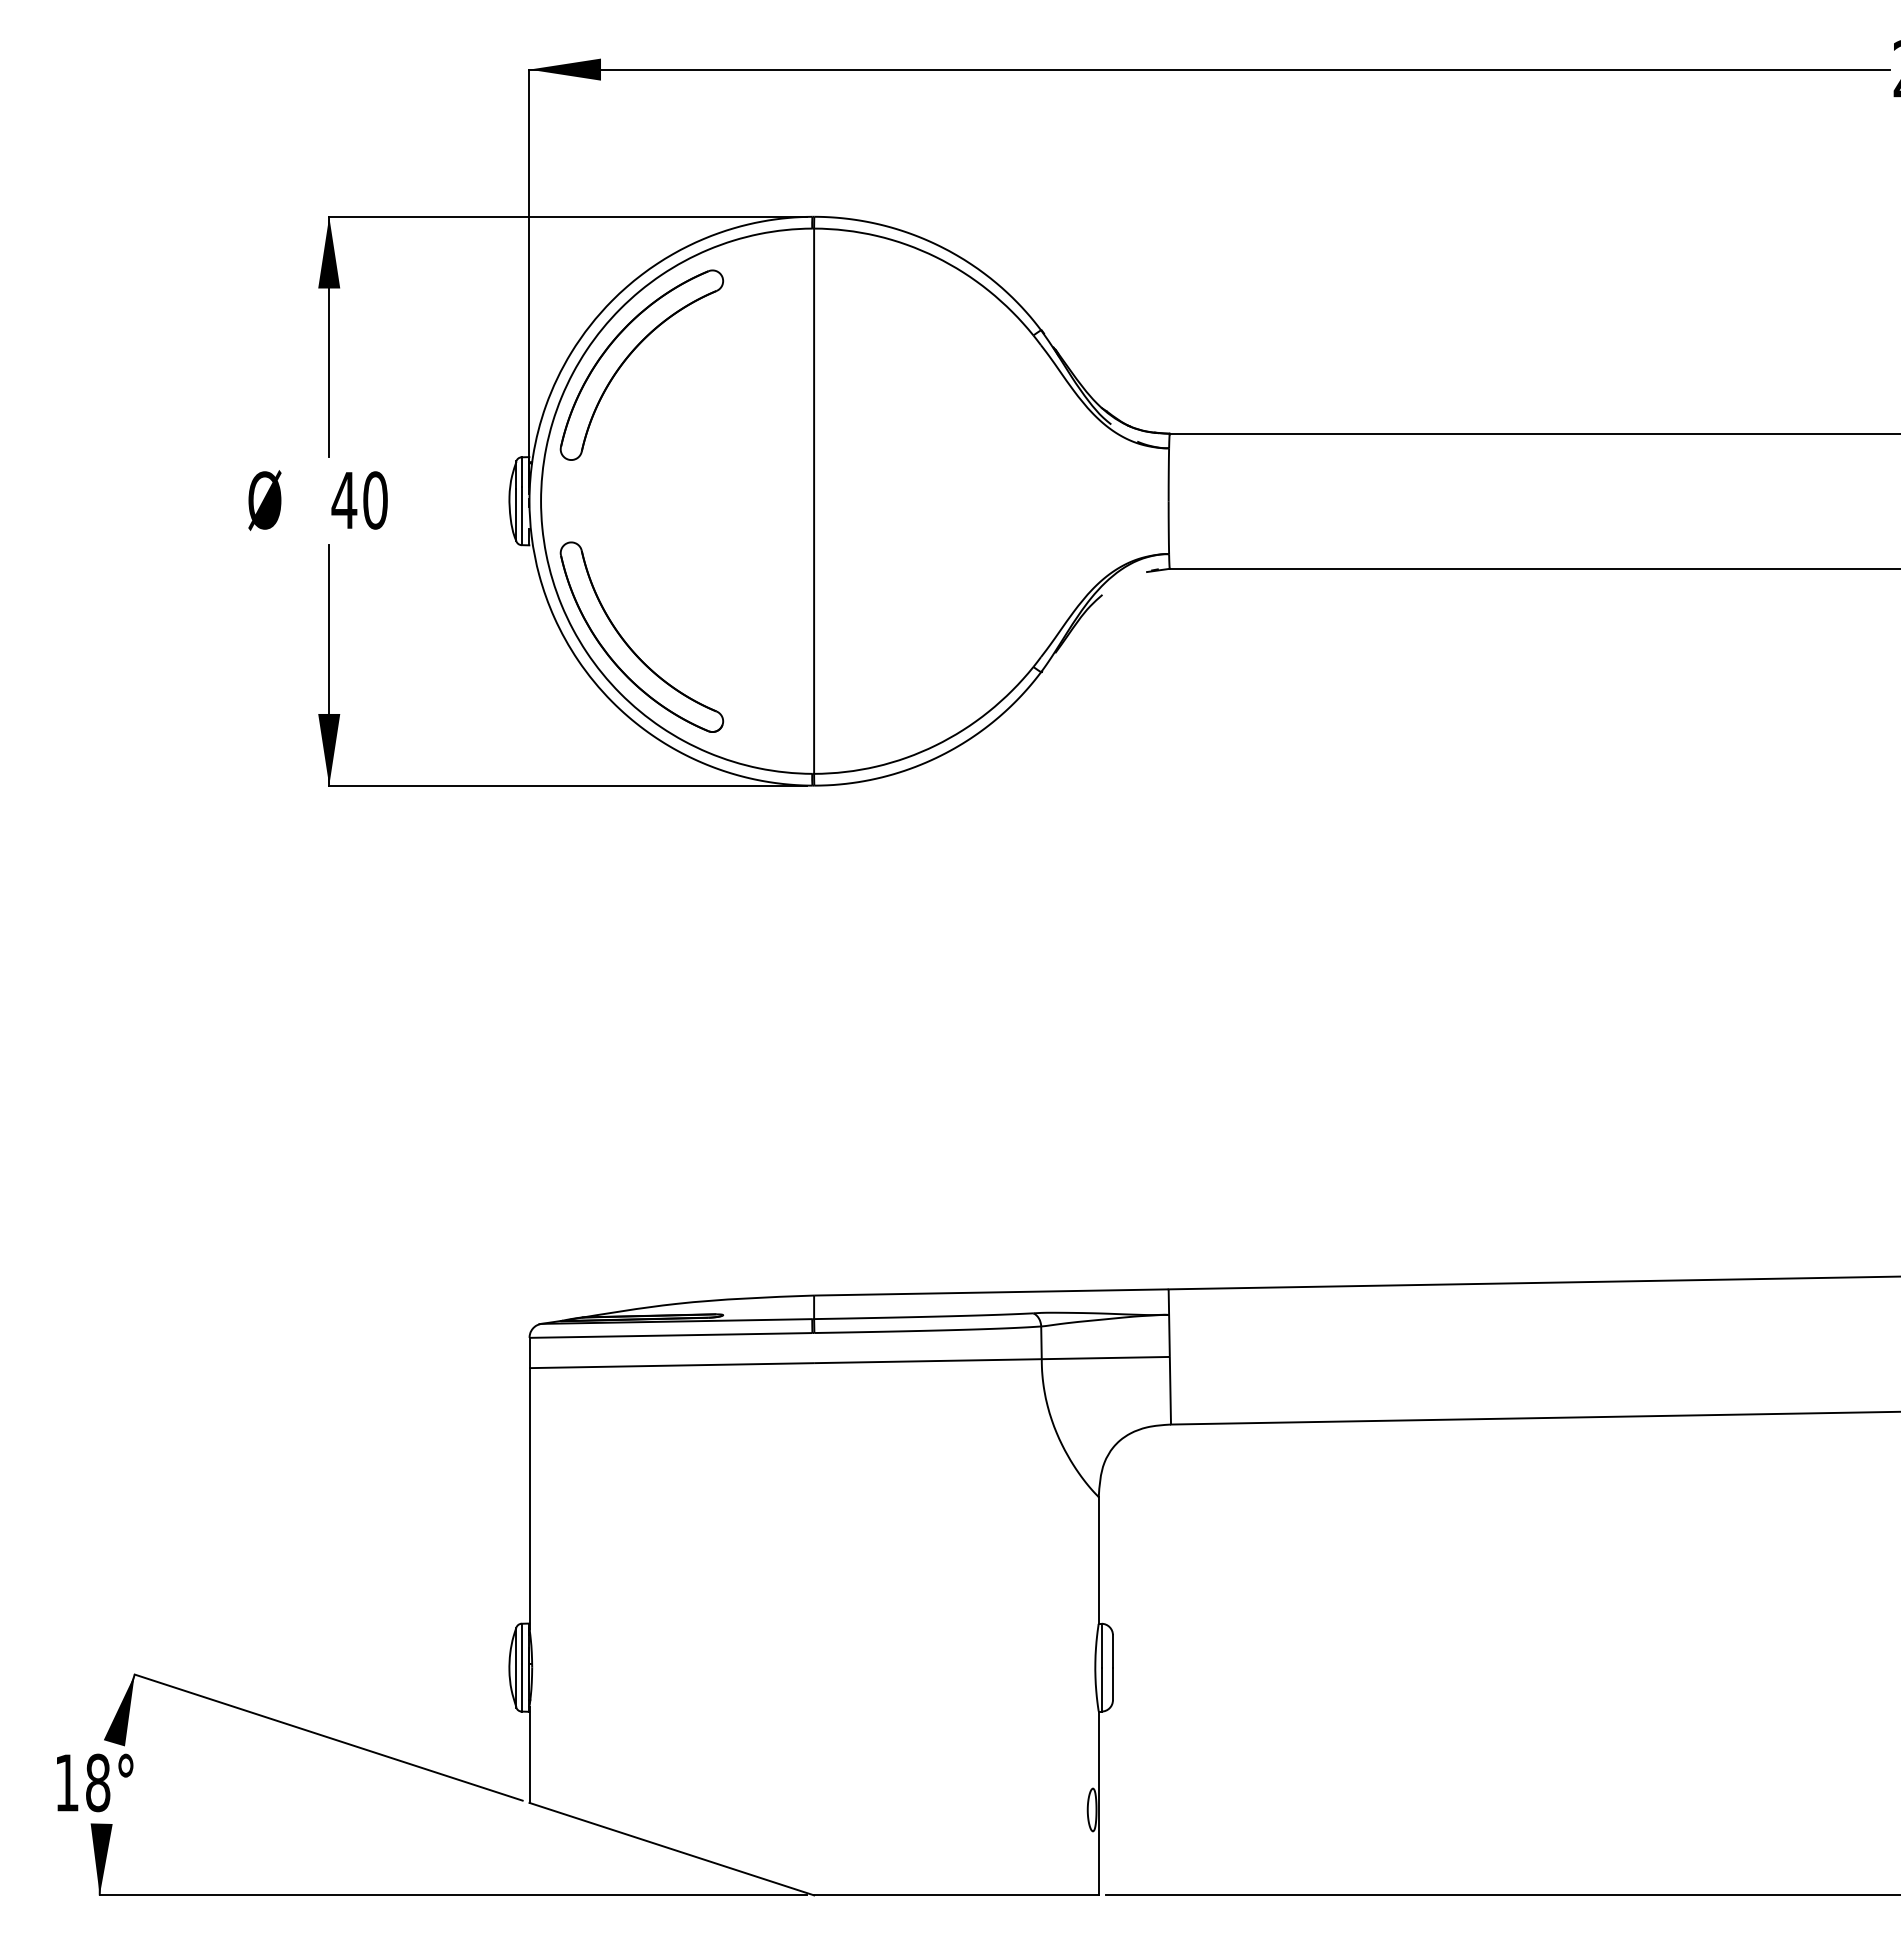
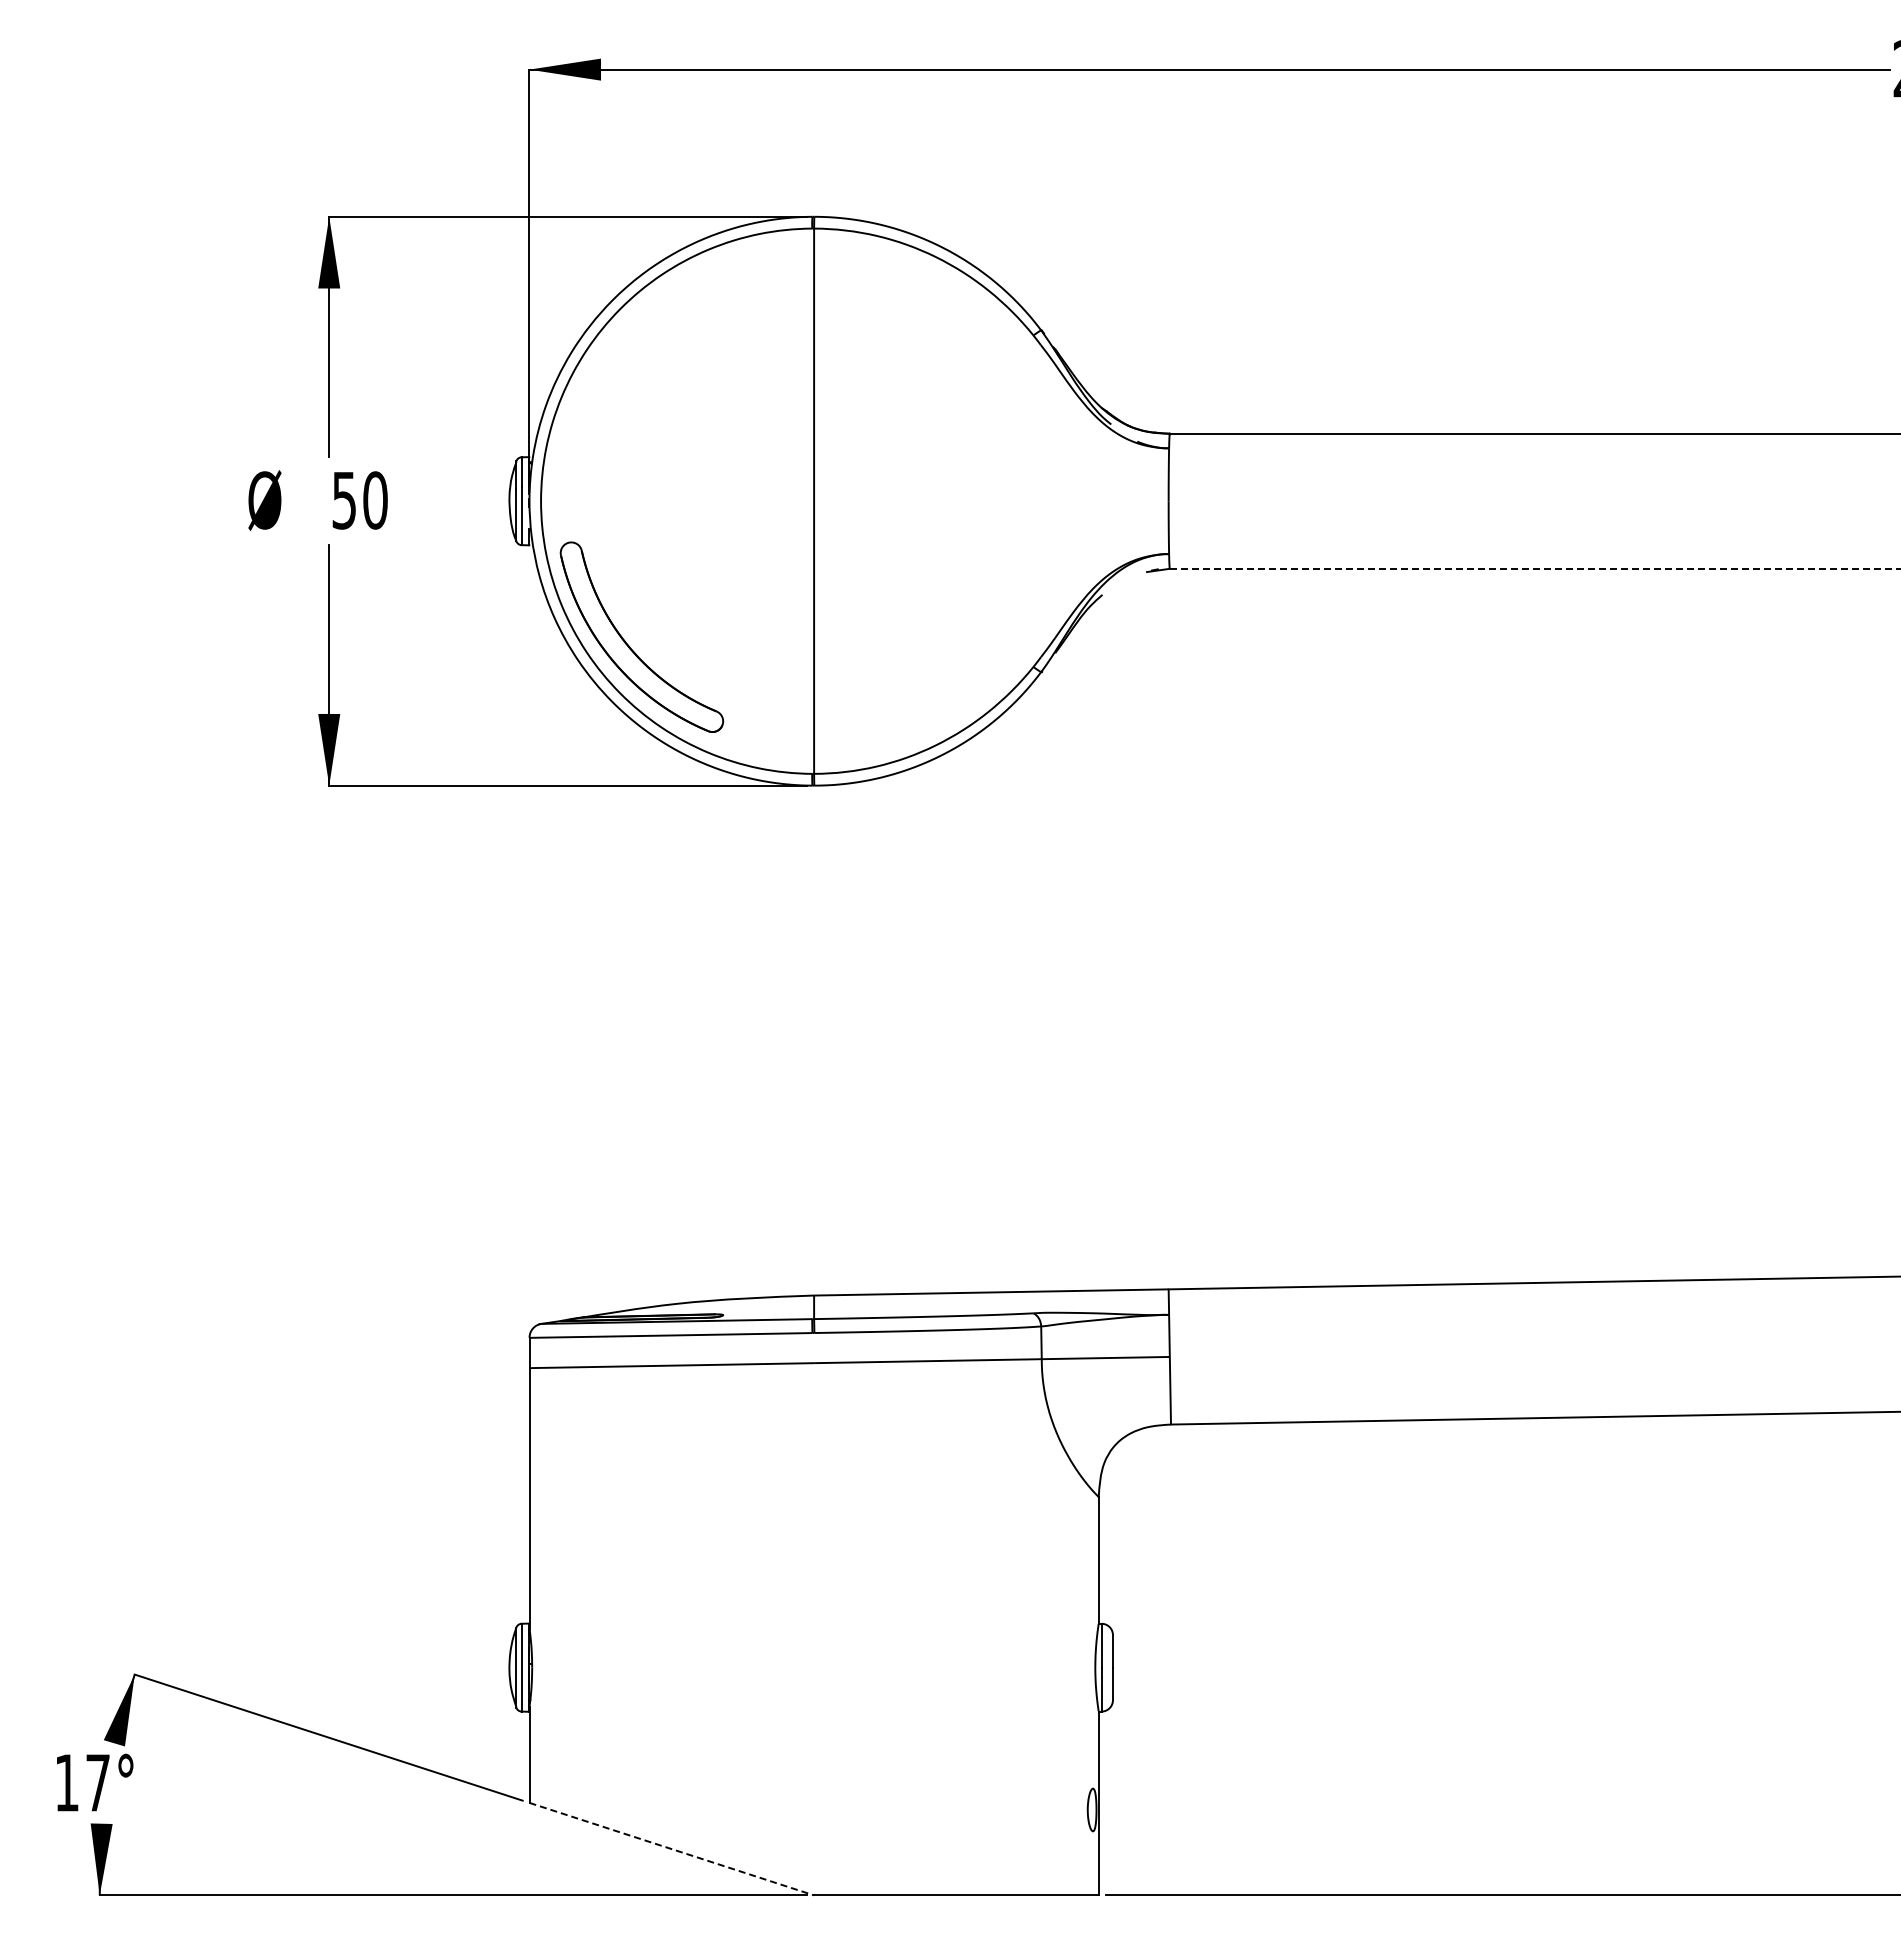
part: present -> none (631, 354)
text: 40 -> 50 (344, 500)
line: solid -> dashed (1535, 568)
text: 18° -> 17° (98, 1782)
line: solid -> dashed (671, 1849)
